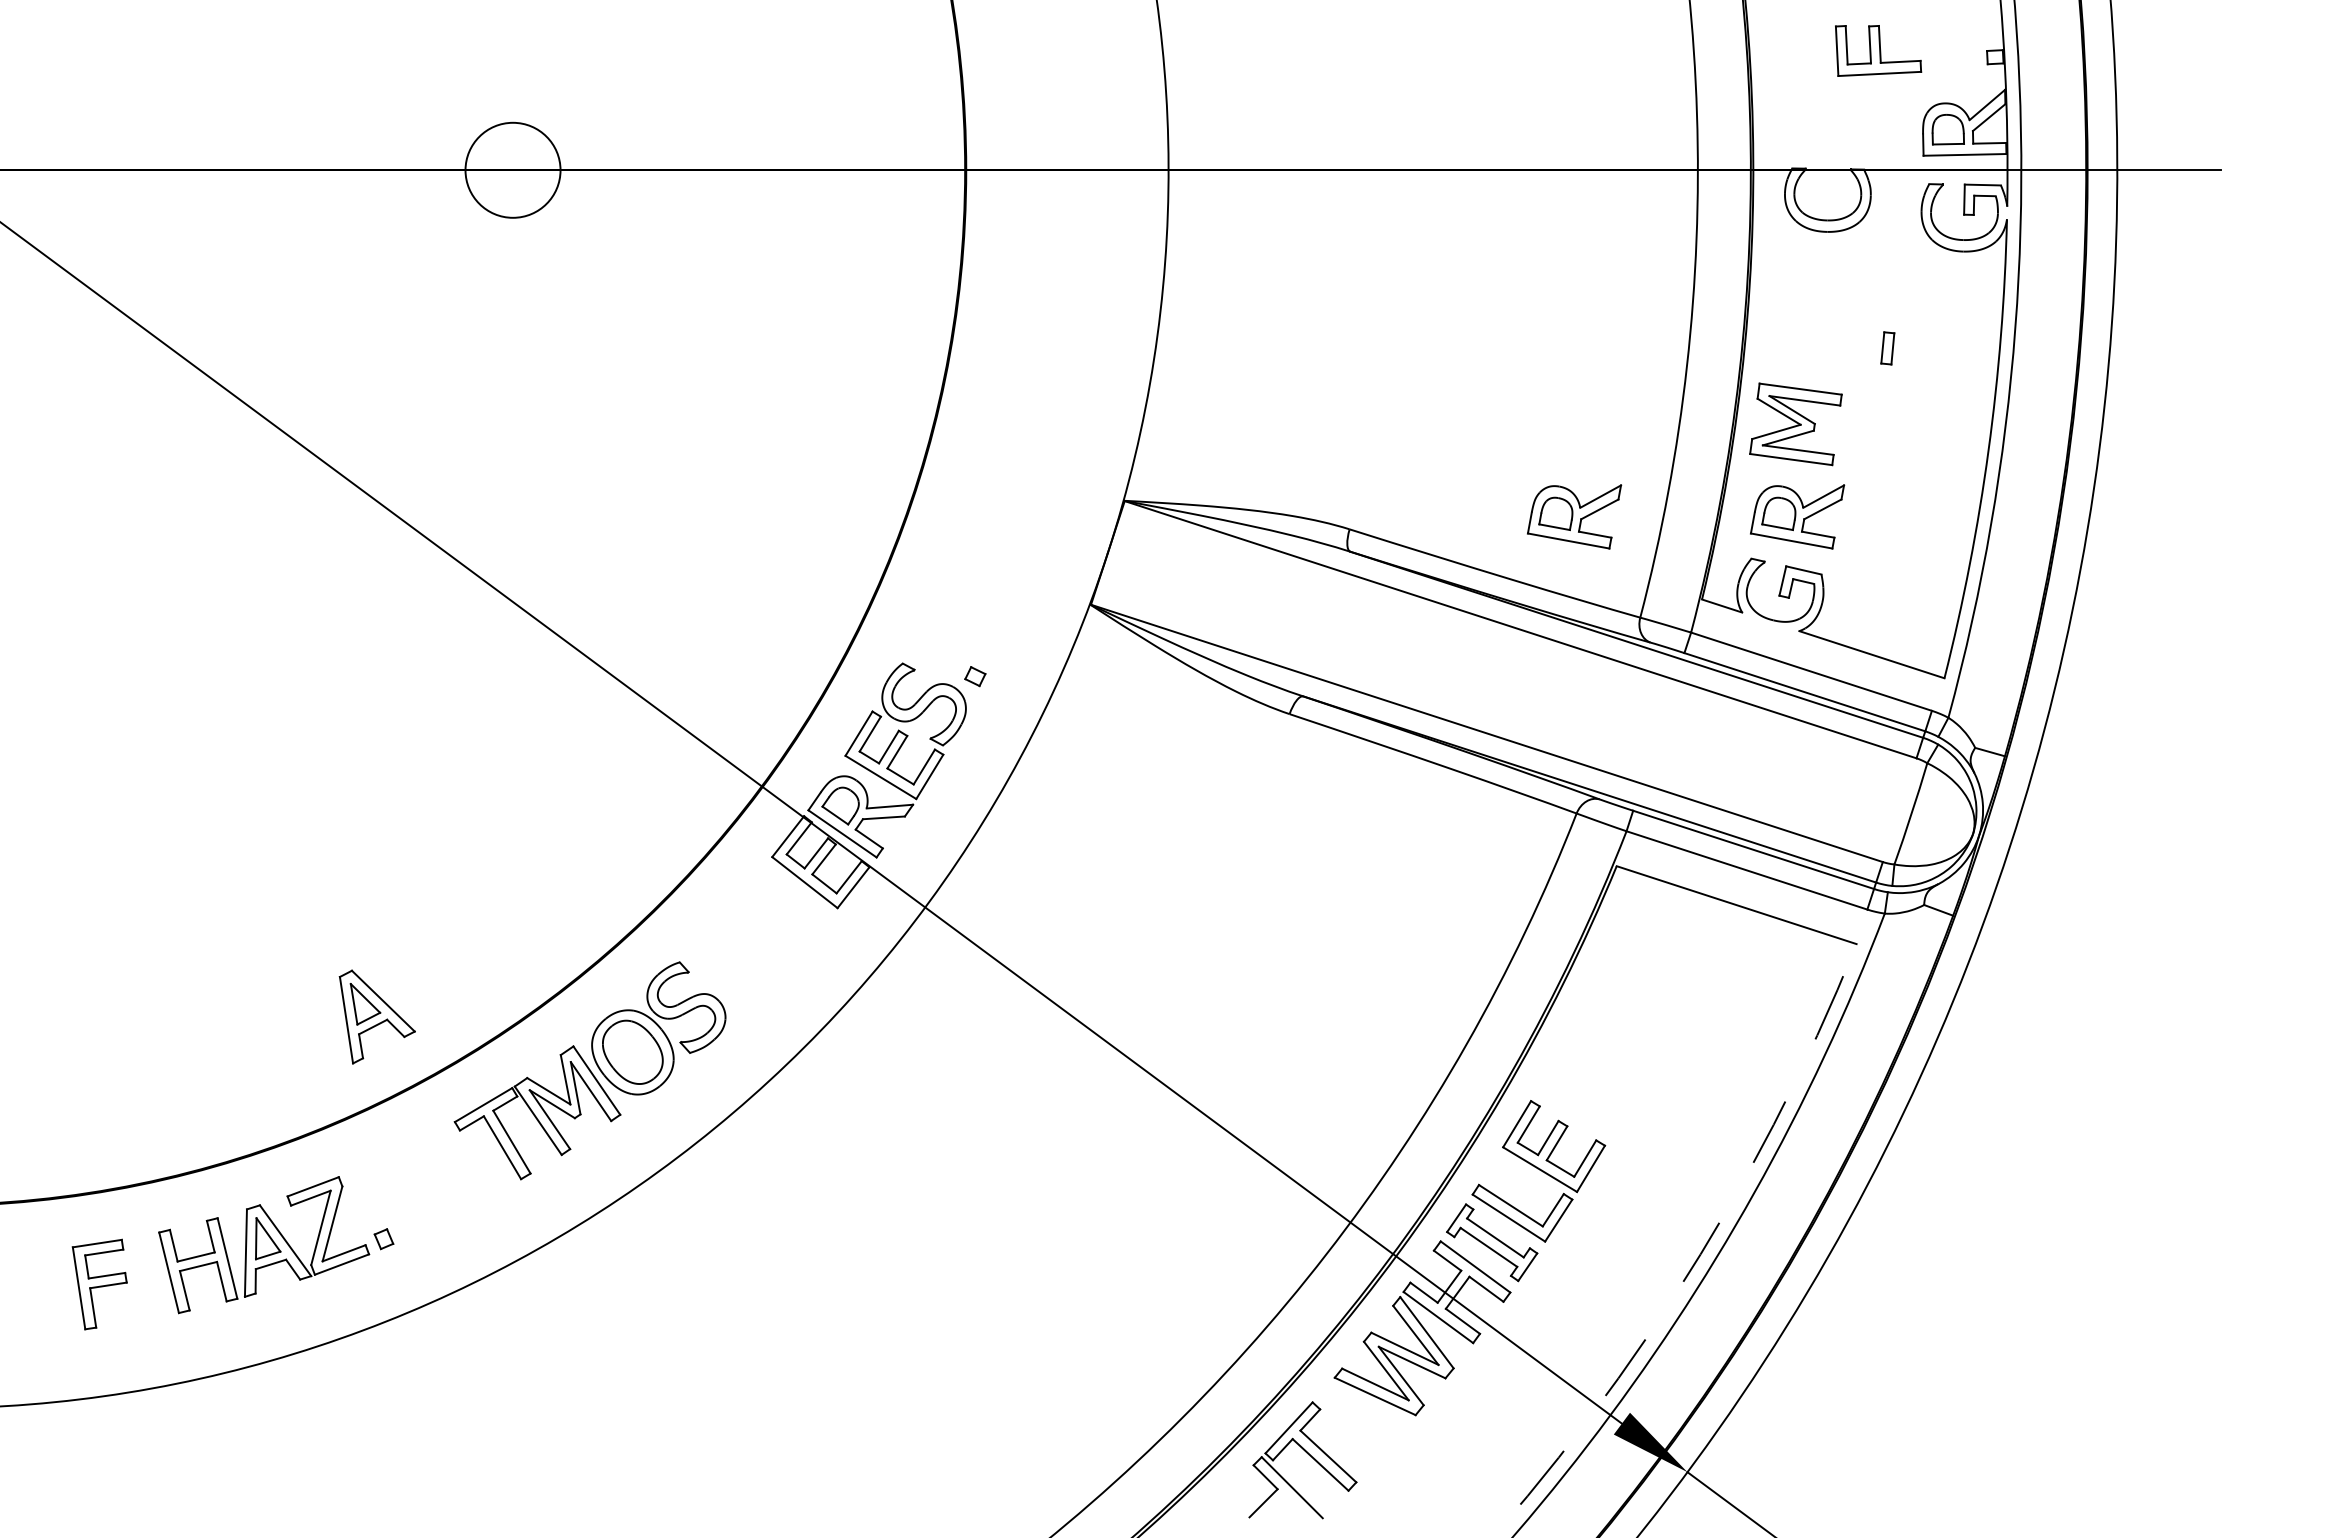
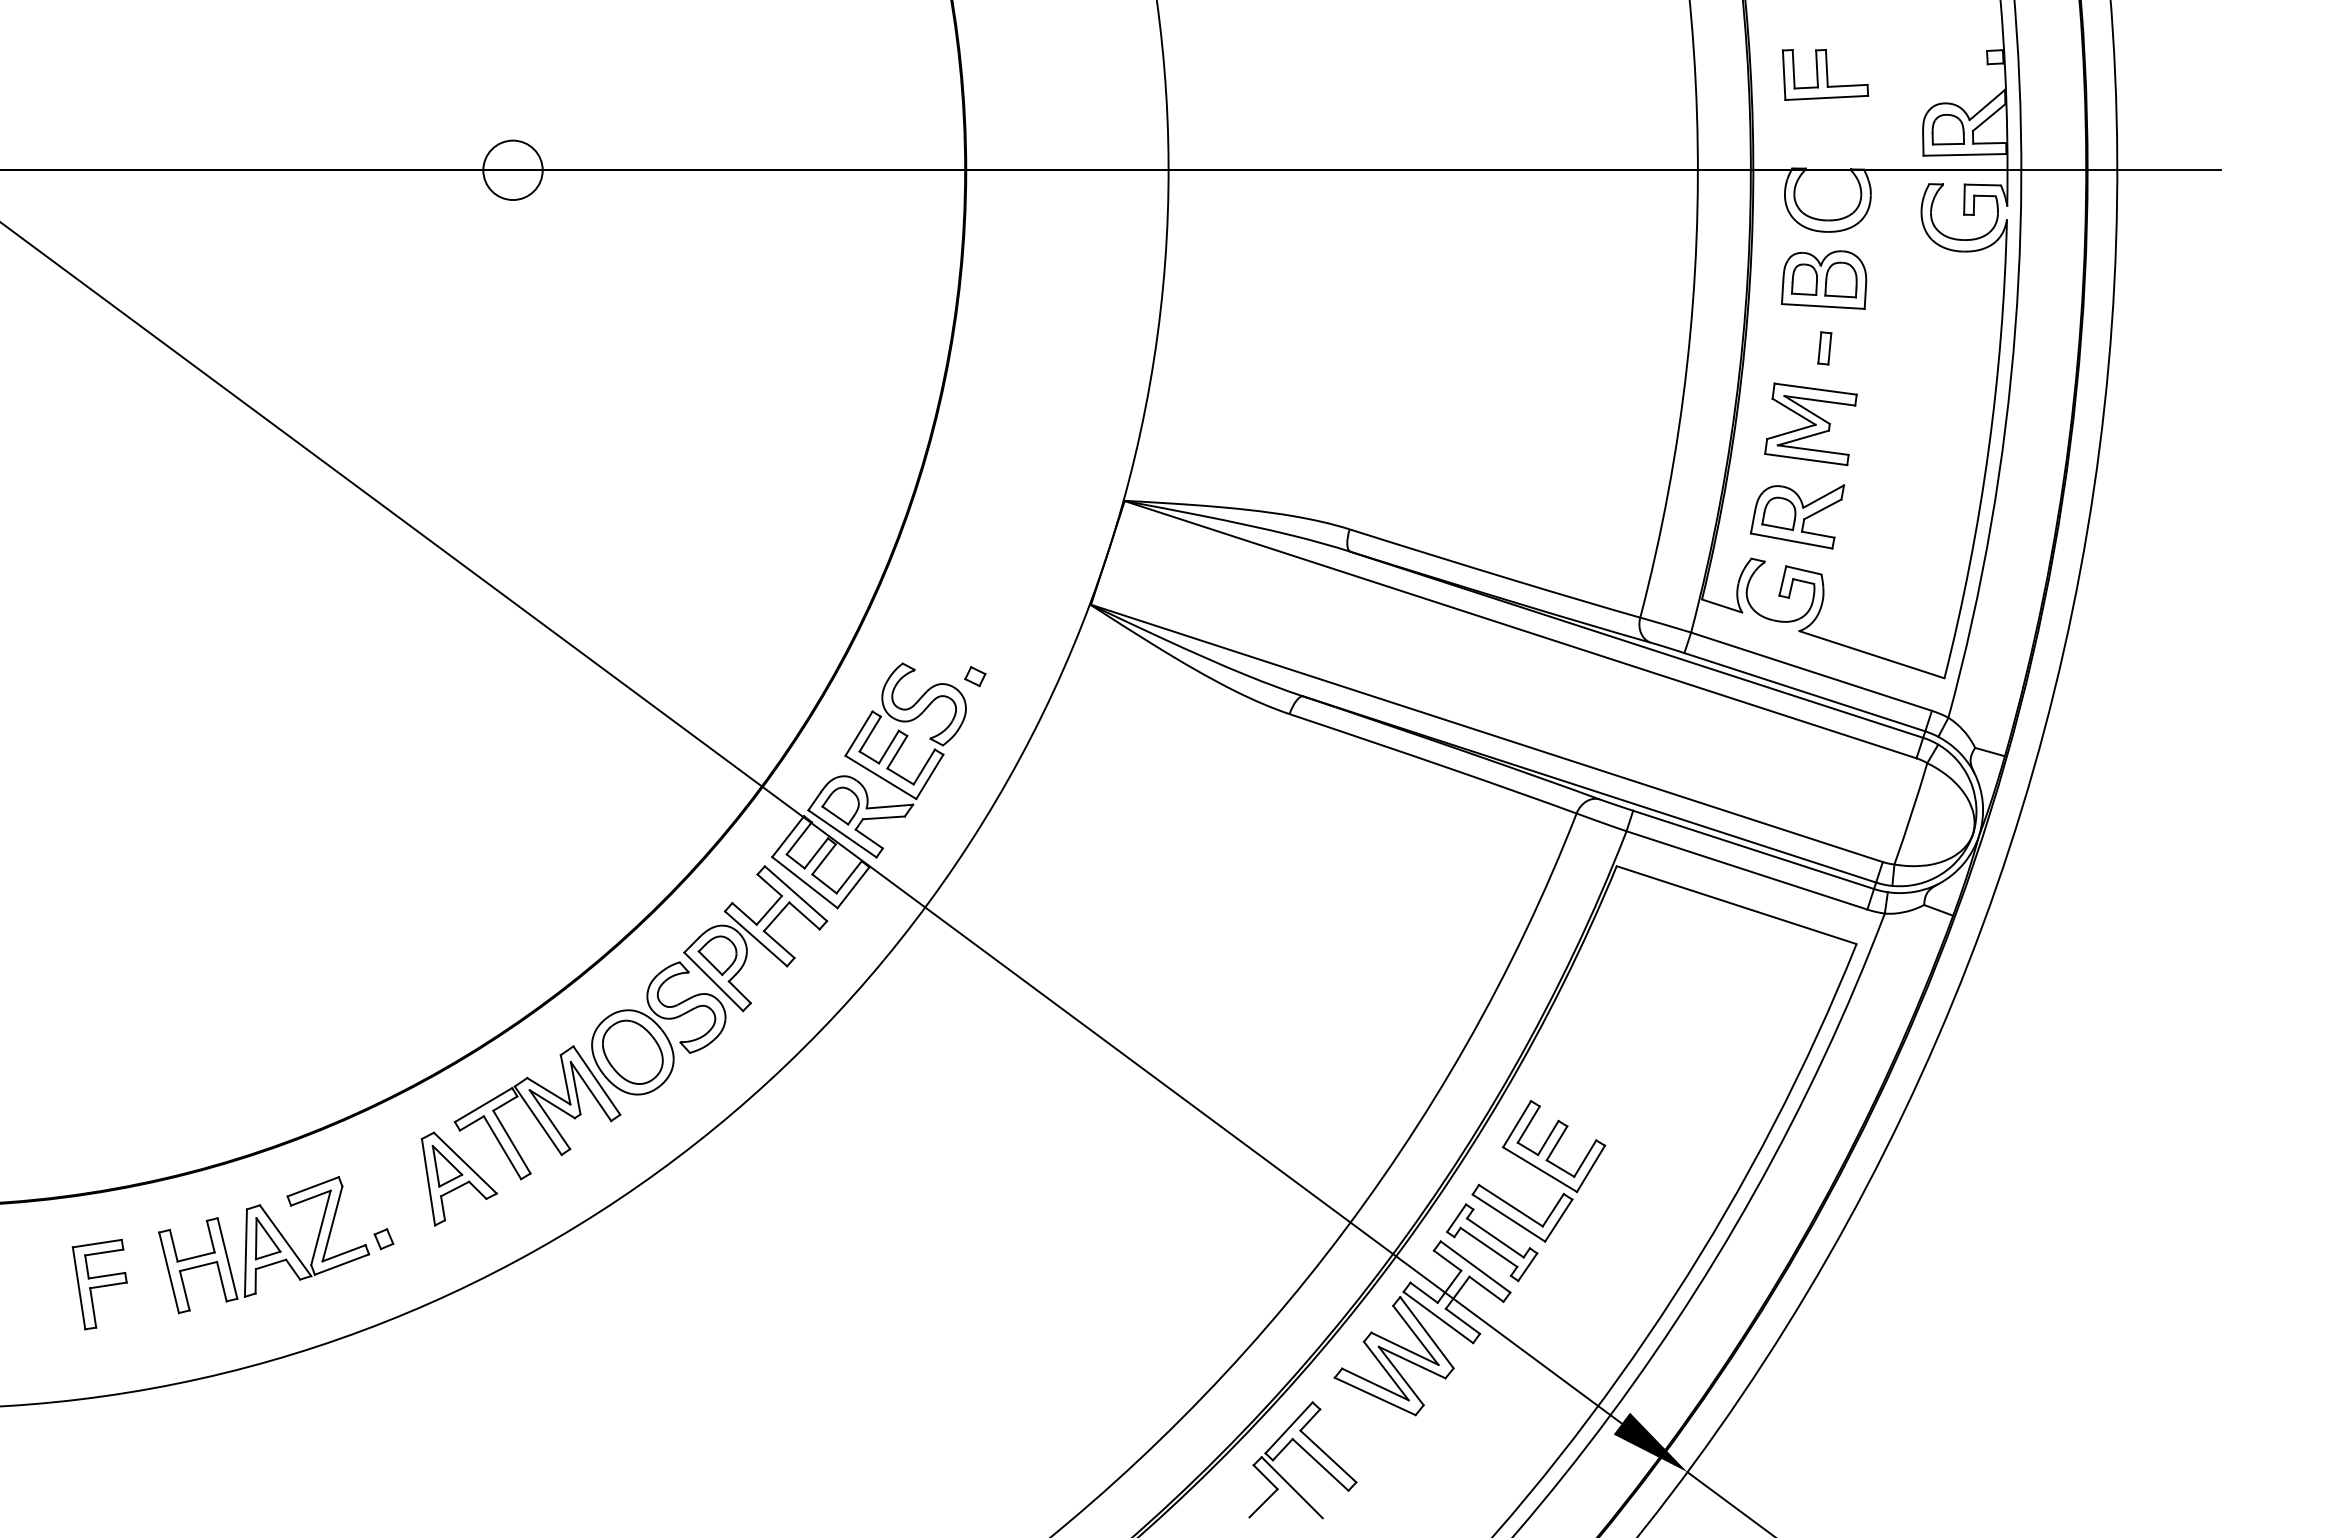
part position: (1878, 50) -> (1825, 74) (1825, 74)
circle diameter: 95 px -> 59 px (512, 170)
part: none -> present (1824, 279)
part position: (1887, 348) -> (1824, 348) (1824, 348)
part position: (1795, 424) -> (1810, 424) (1810, 424)
part: present -> none (1574, 516)
part: none -> present (755, 938)
part position: (376, 1016) -> (458, 1178) (458, 1178)
arc: dashed -> solid (1699, 1256)
